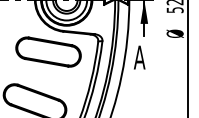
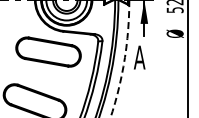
circle: solid -> dashed (119, 58)
